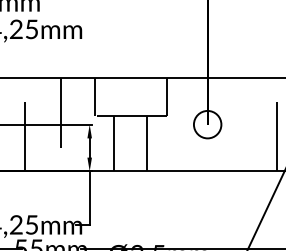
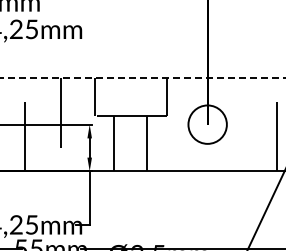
line: solid -> dashed (142, 77)
circle diameter: 27 px -> 38 px (207, 124)
